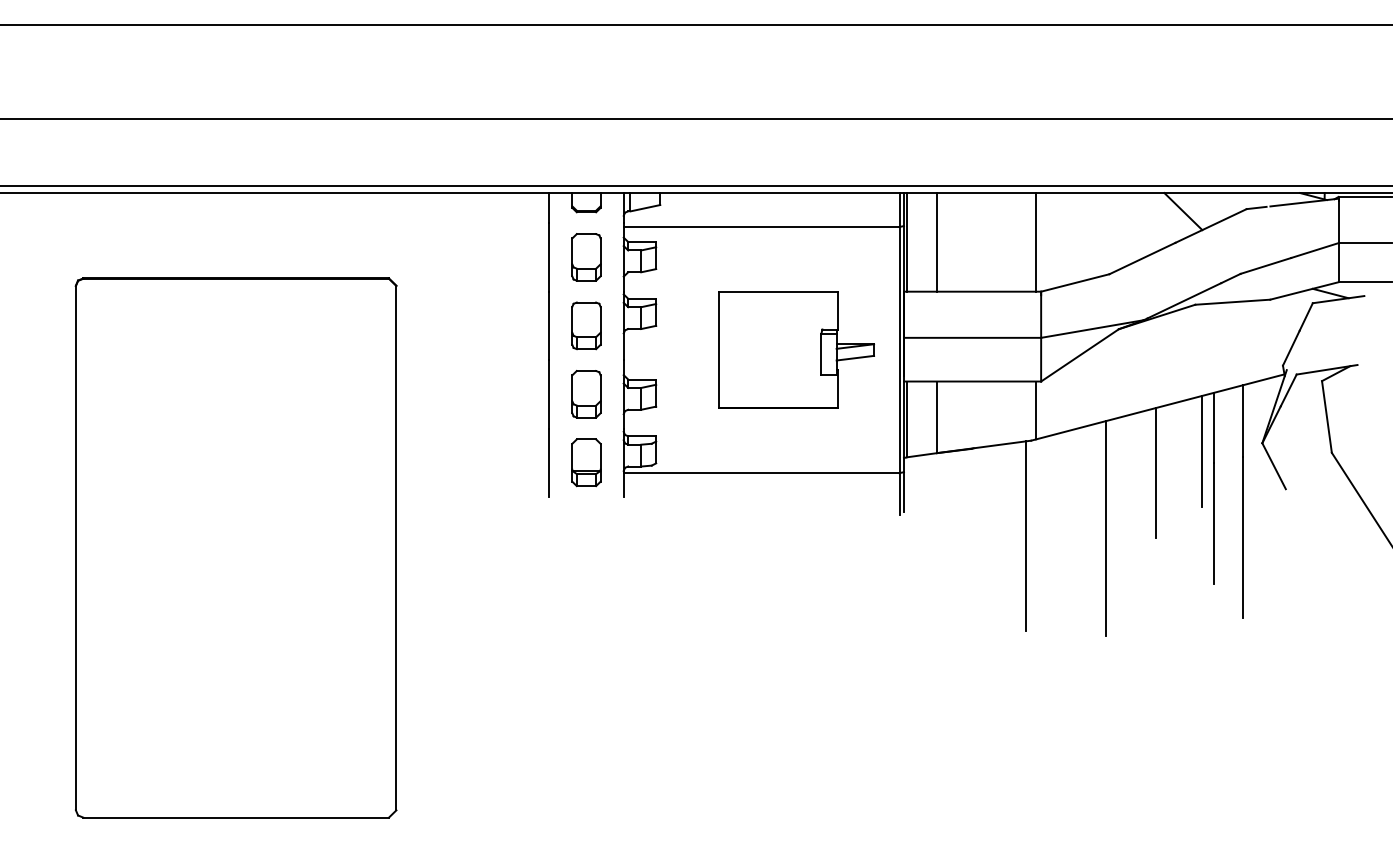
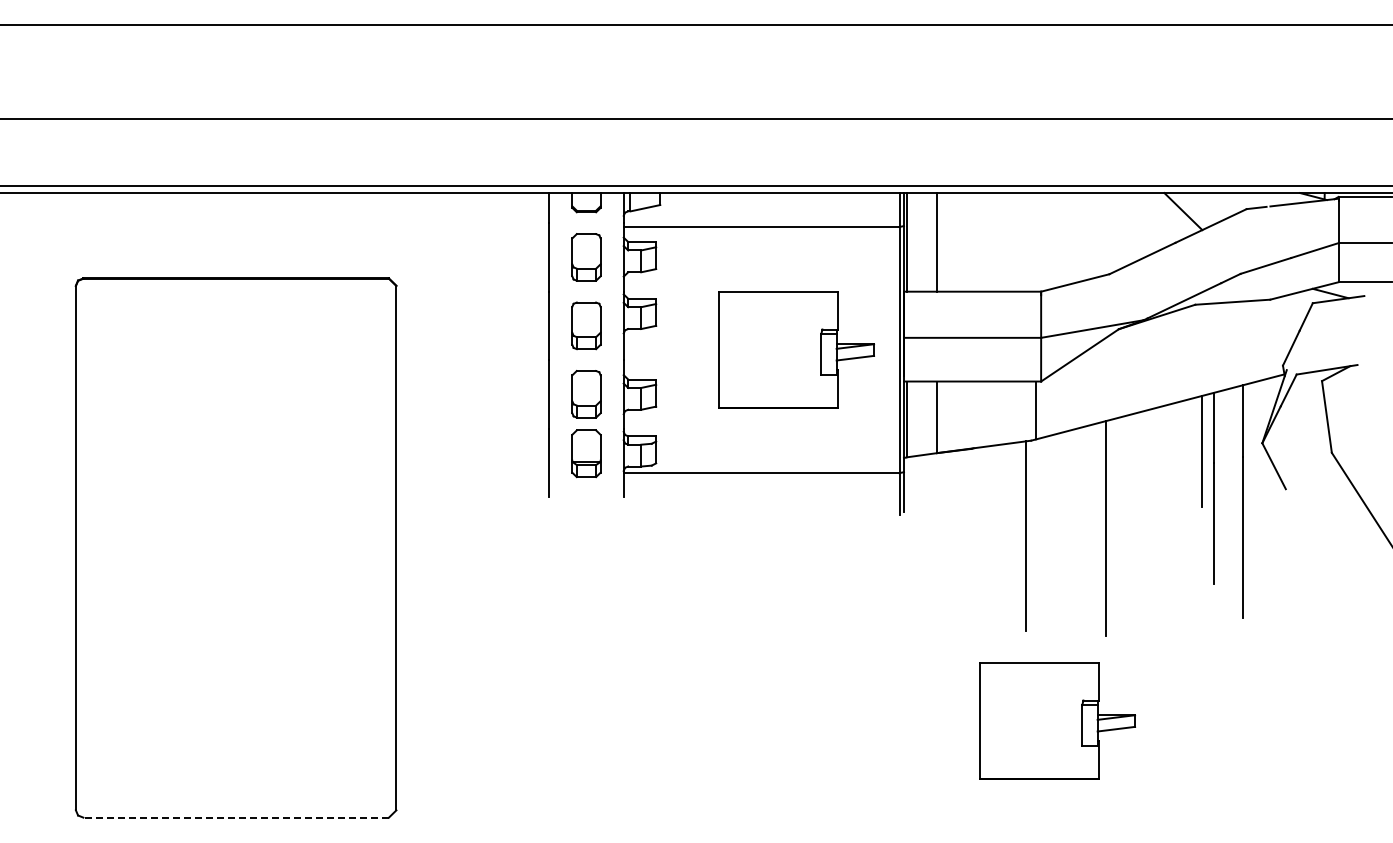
line: present -> none (1036, 242)
part position: (586, 462) -> (586, 453) (586, 453)
line: present -> none (1156, 472)
part: none -> present (1057, 720)
line: solid -> dashed (236, 817)
